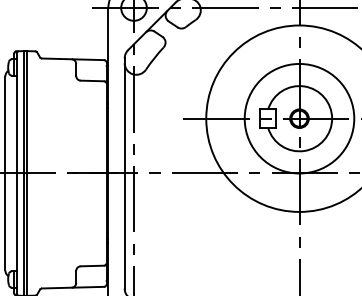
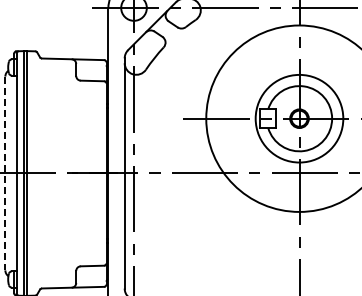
circle diameter: 110 px -> 88 px (299, 118)
line: solid -> dashed (5, 173)
